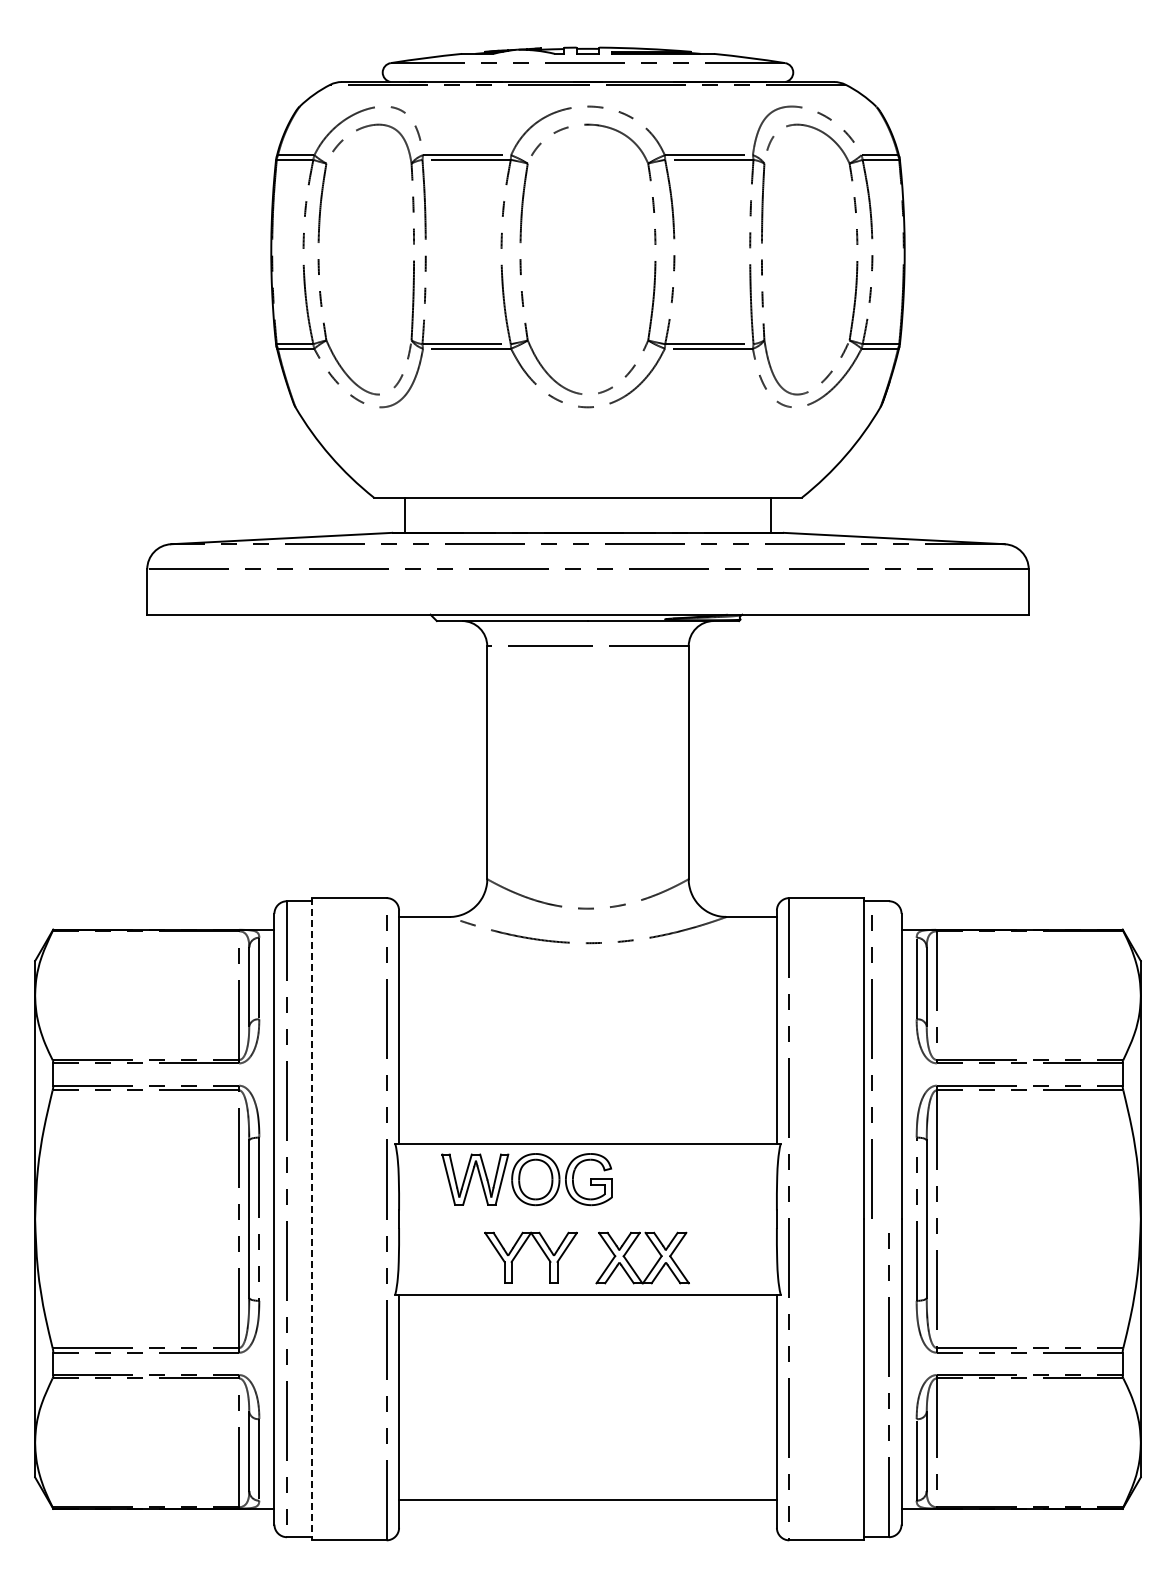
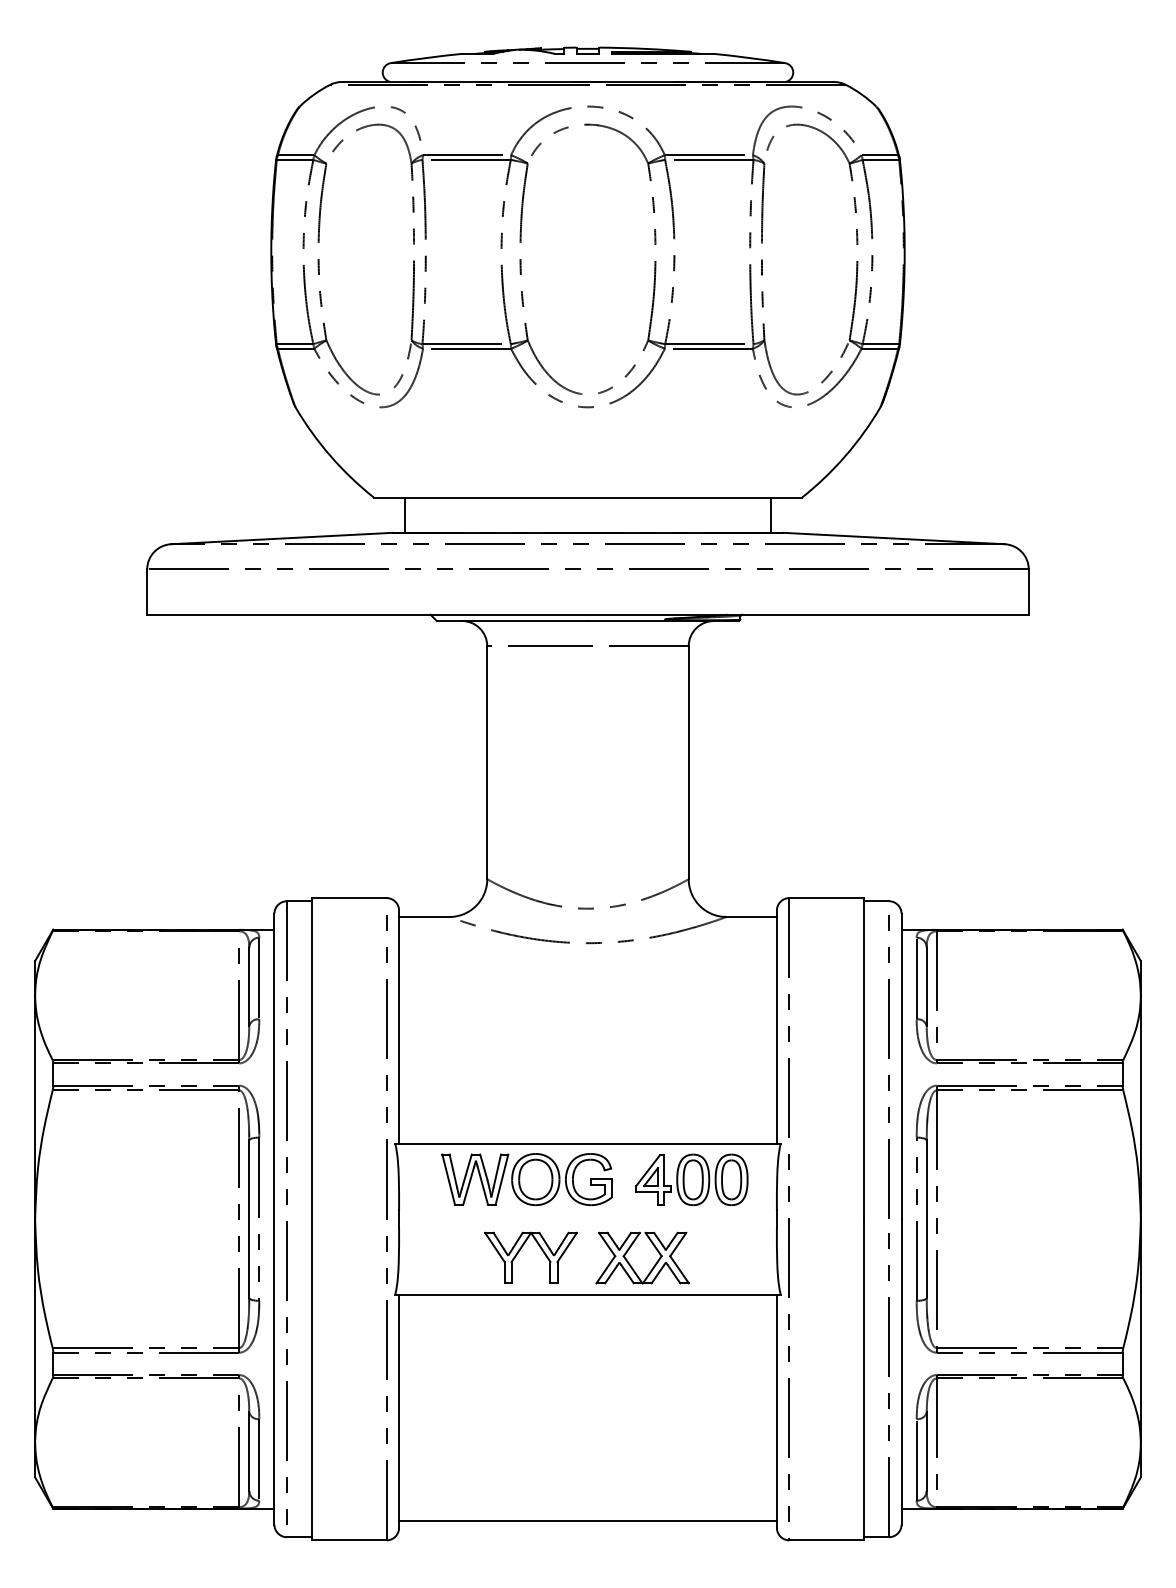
line position: (871, 1058) -> (888, 1058) (888, 1058)
part: none -> present (691, 1179)
line: dashed -> solid (312, 1219)
line position: (587, 1500) -> (587, 1521) (587, 1521)
